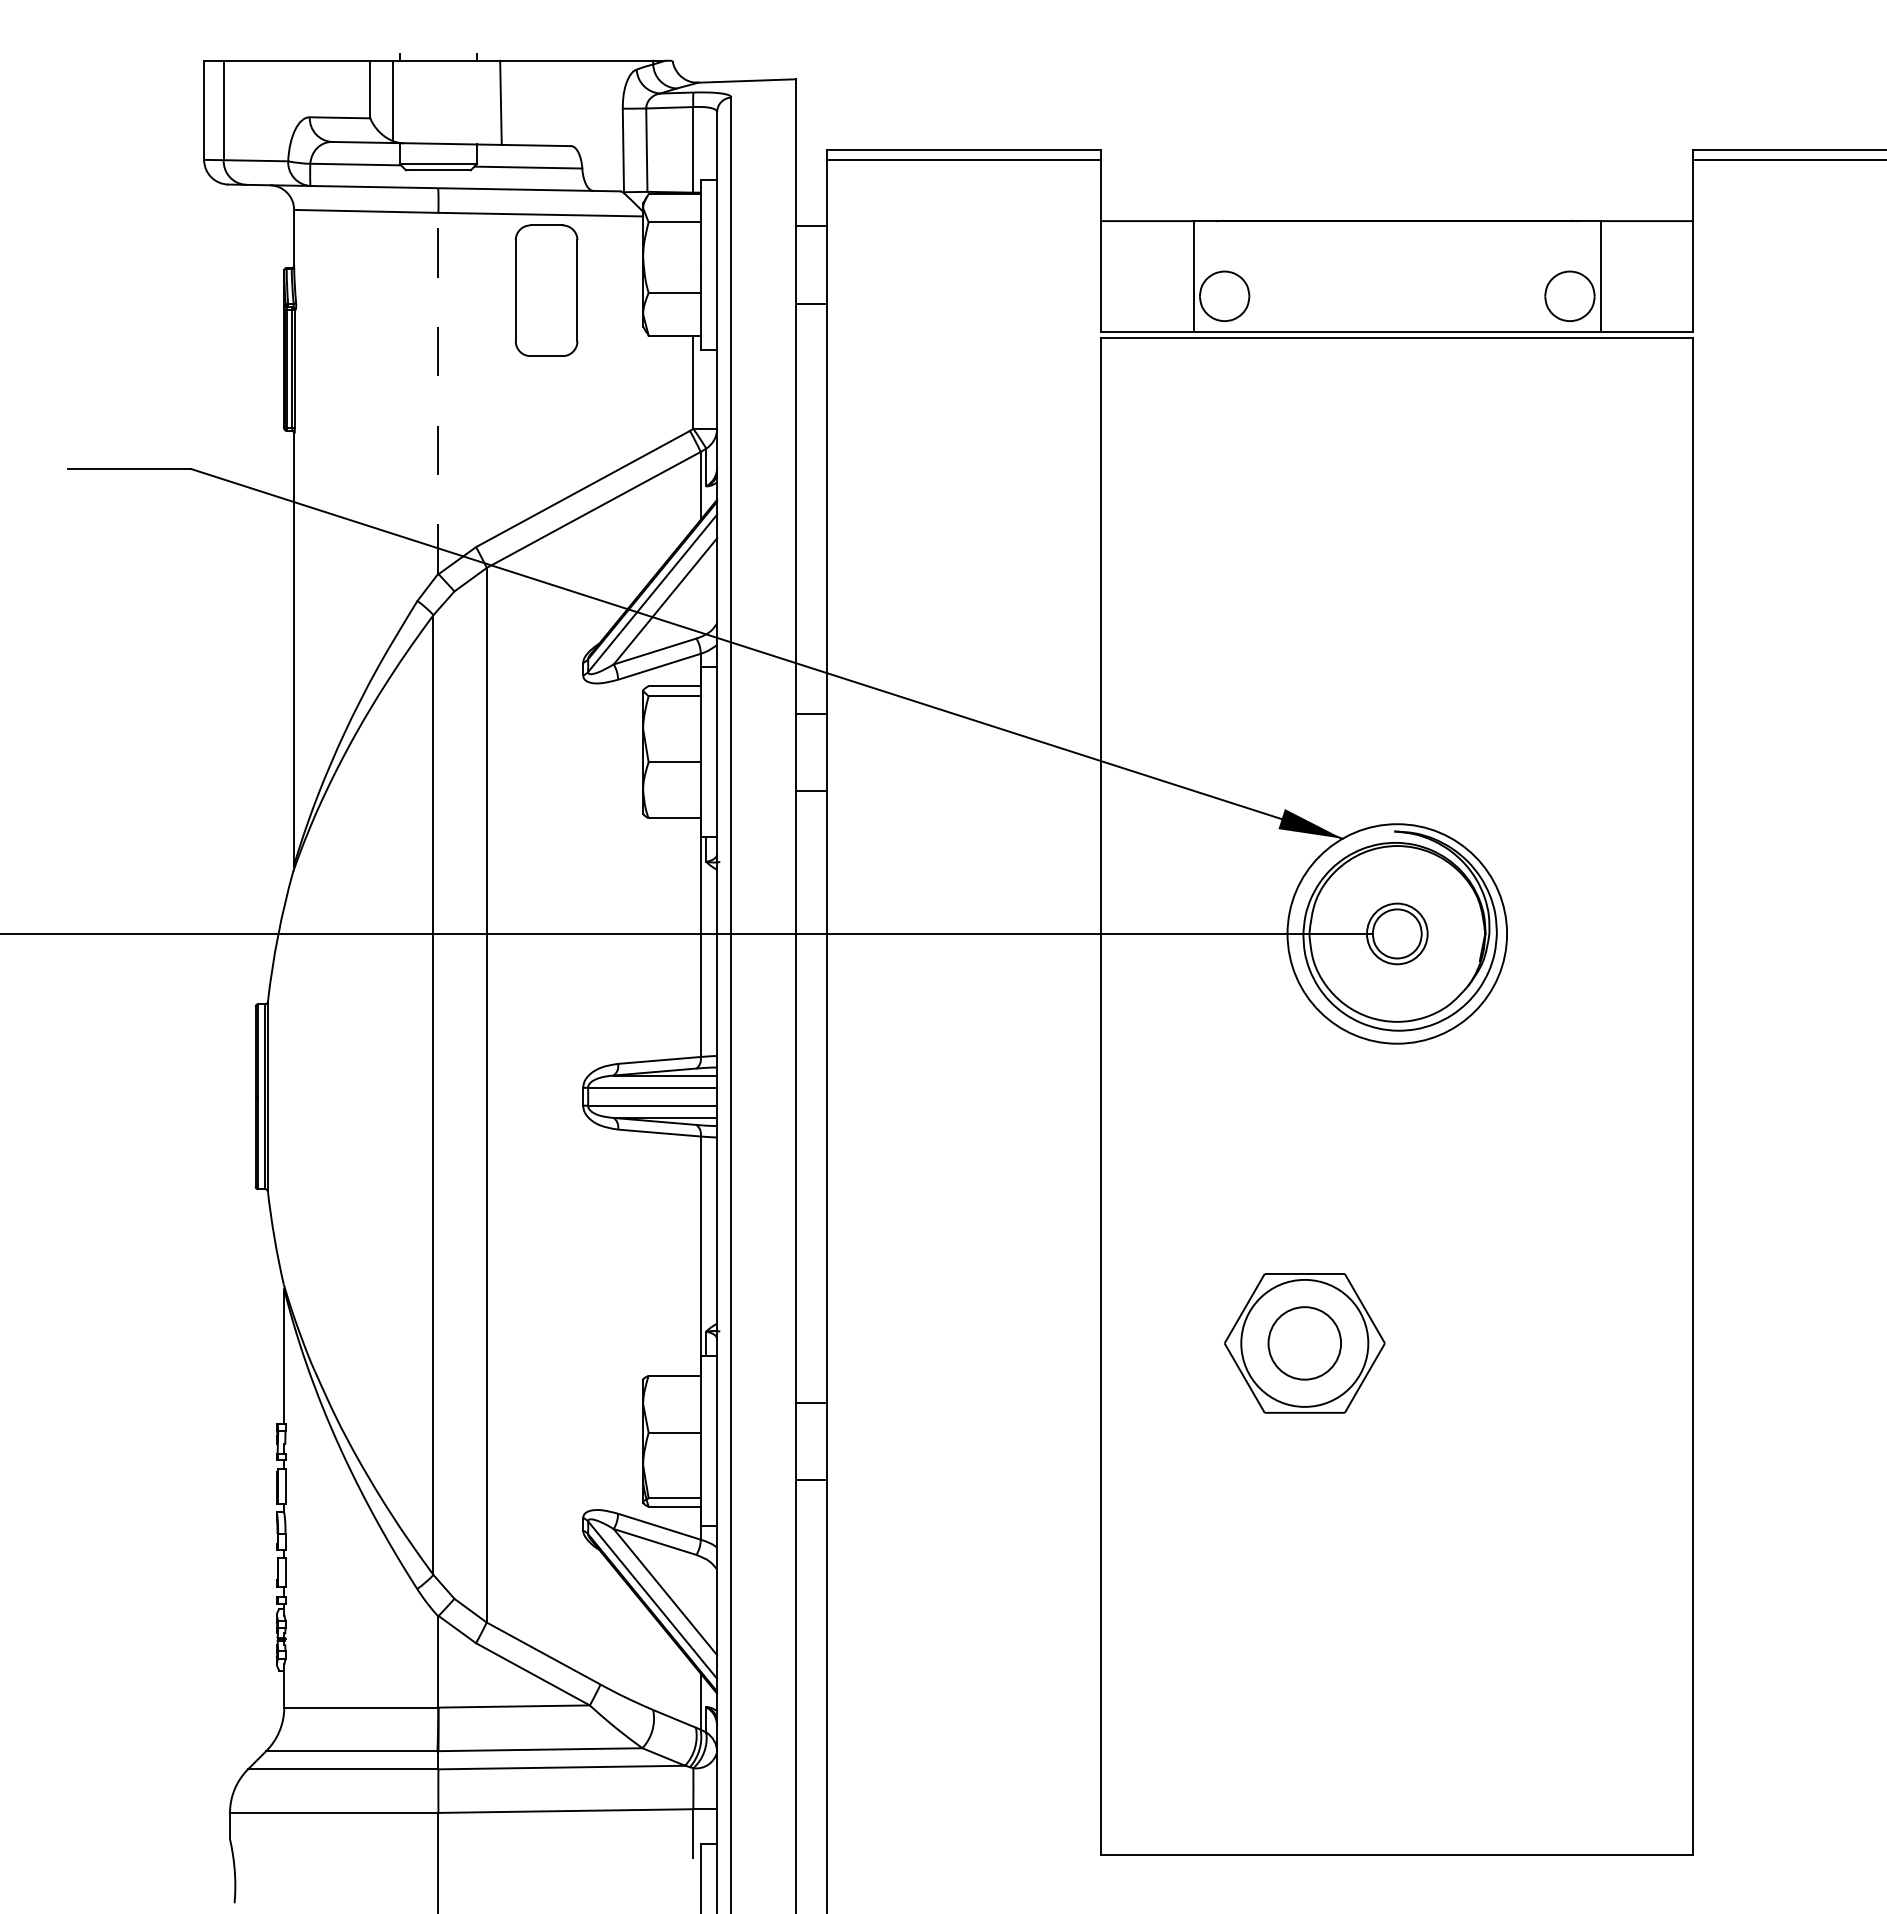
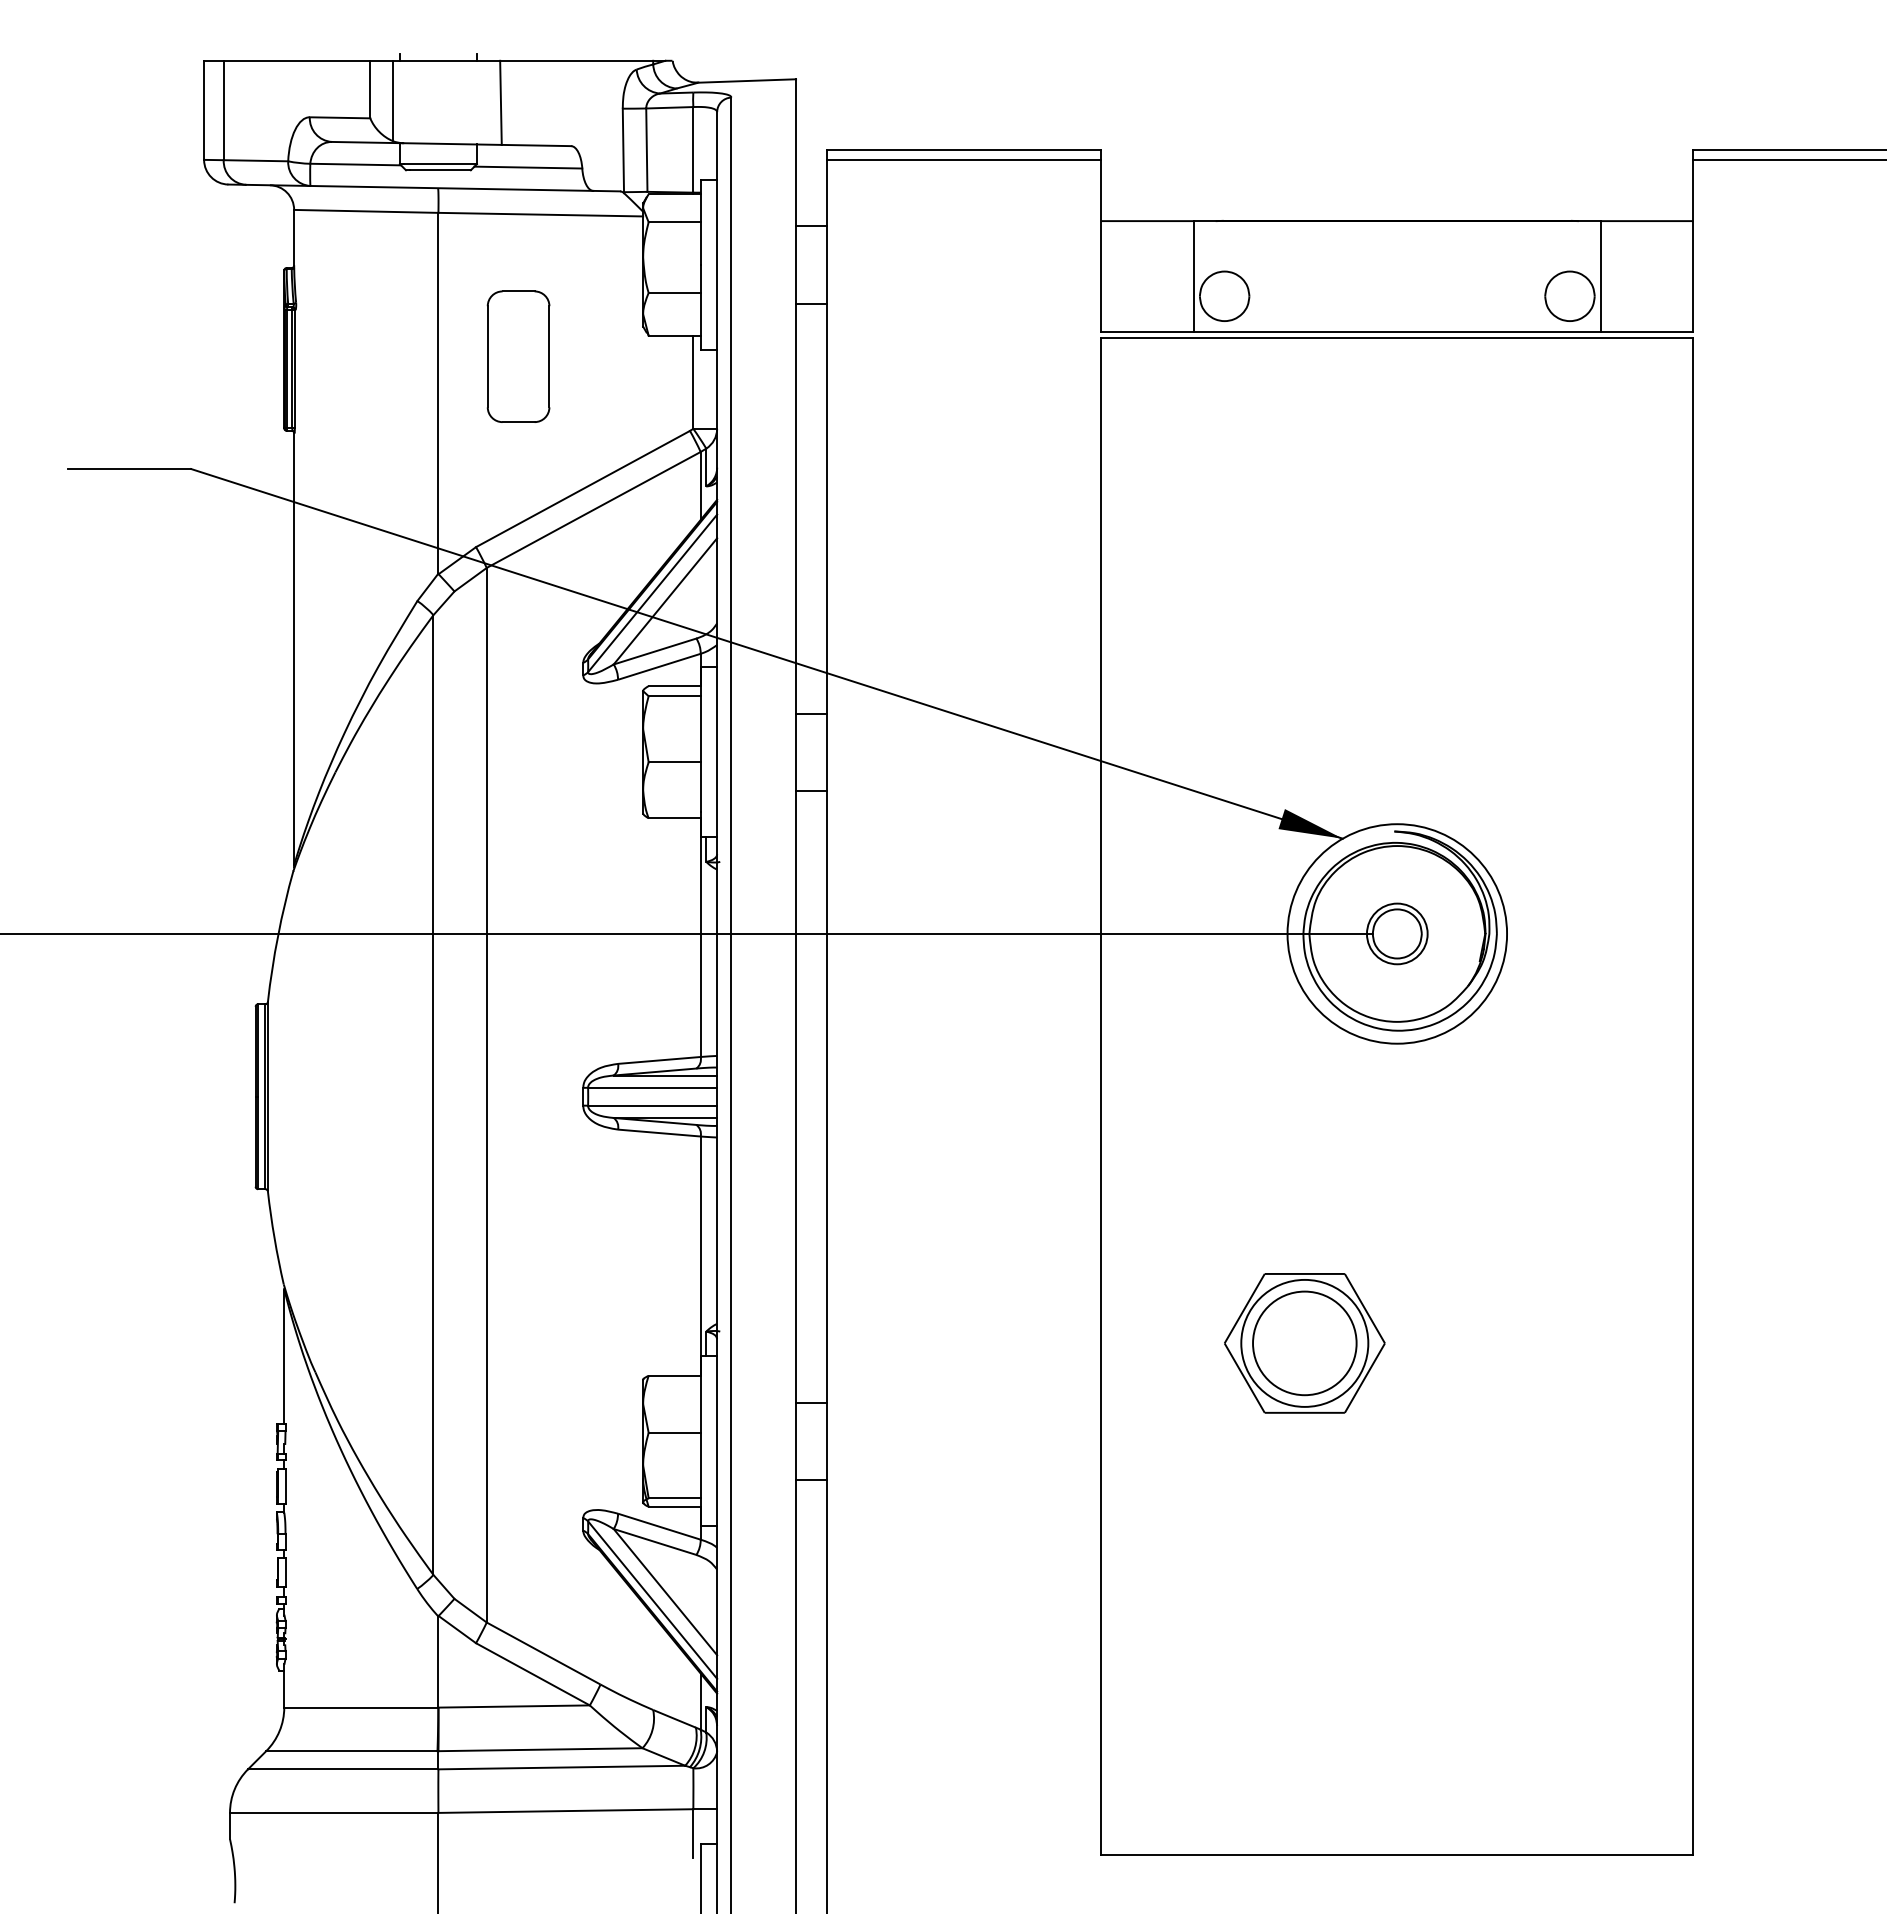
part position: (546, 290) -> (518, 356) (518, 356)
line: dashed -> solid (438, 392)
circle diameter: 73 px -> 104 px (1304, 1343)
